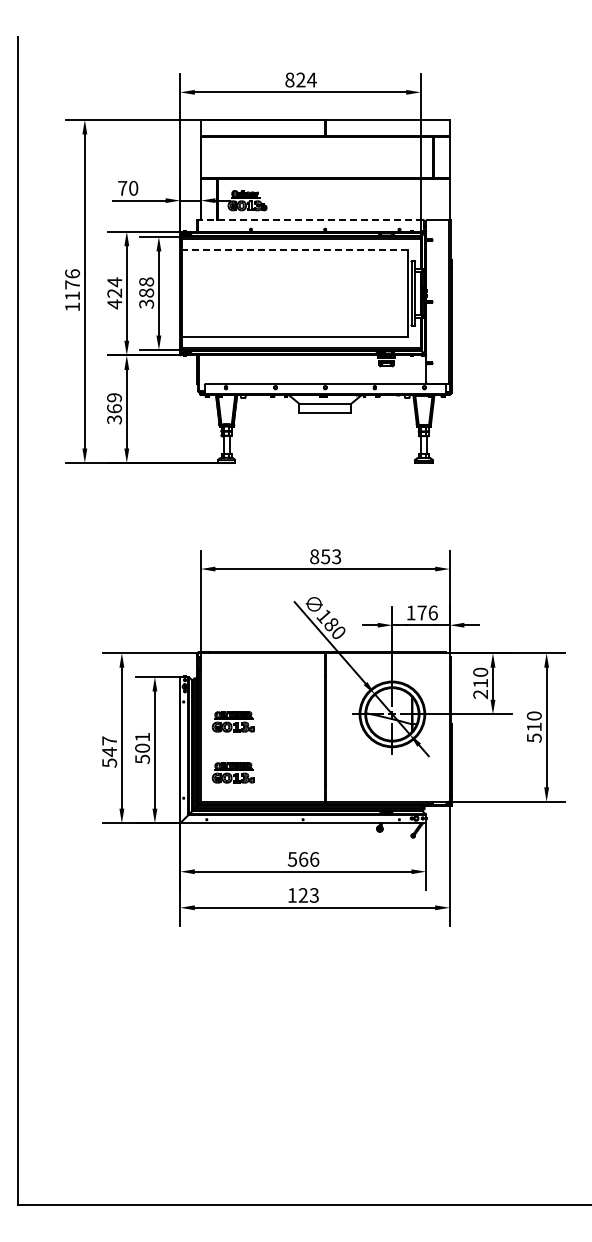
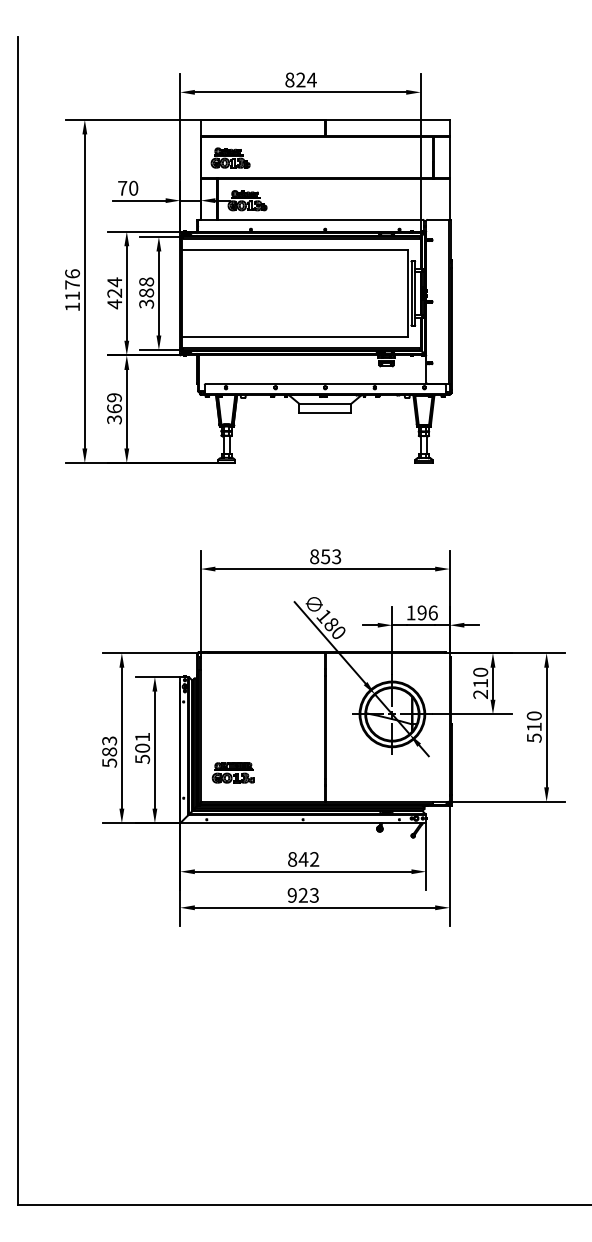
part: none -> present (230, 157)
line: dashed -> solid (311, 219)
line: dashed -> solid (295, 249)
text: 176 -> 196 (421, 612)
part: present -> none (232, 721)
text: 547 -> 583 (109, 746)
text: 566 -> 842 (303, 859)
text: 123 -> 923 (291, 895)
